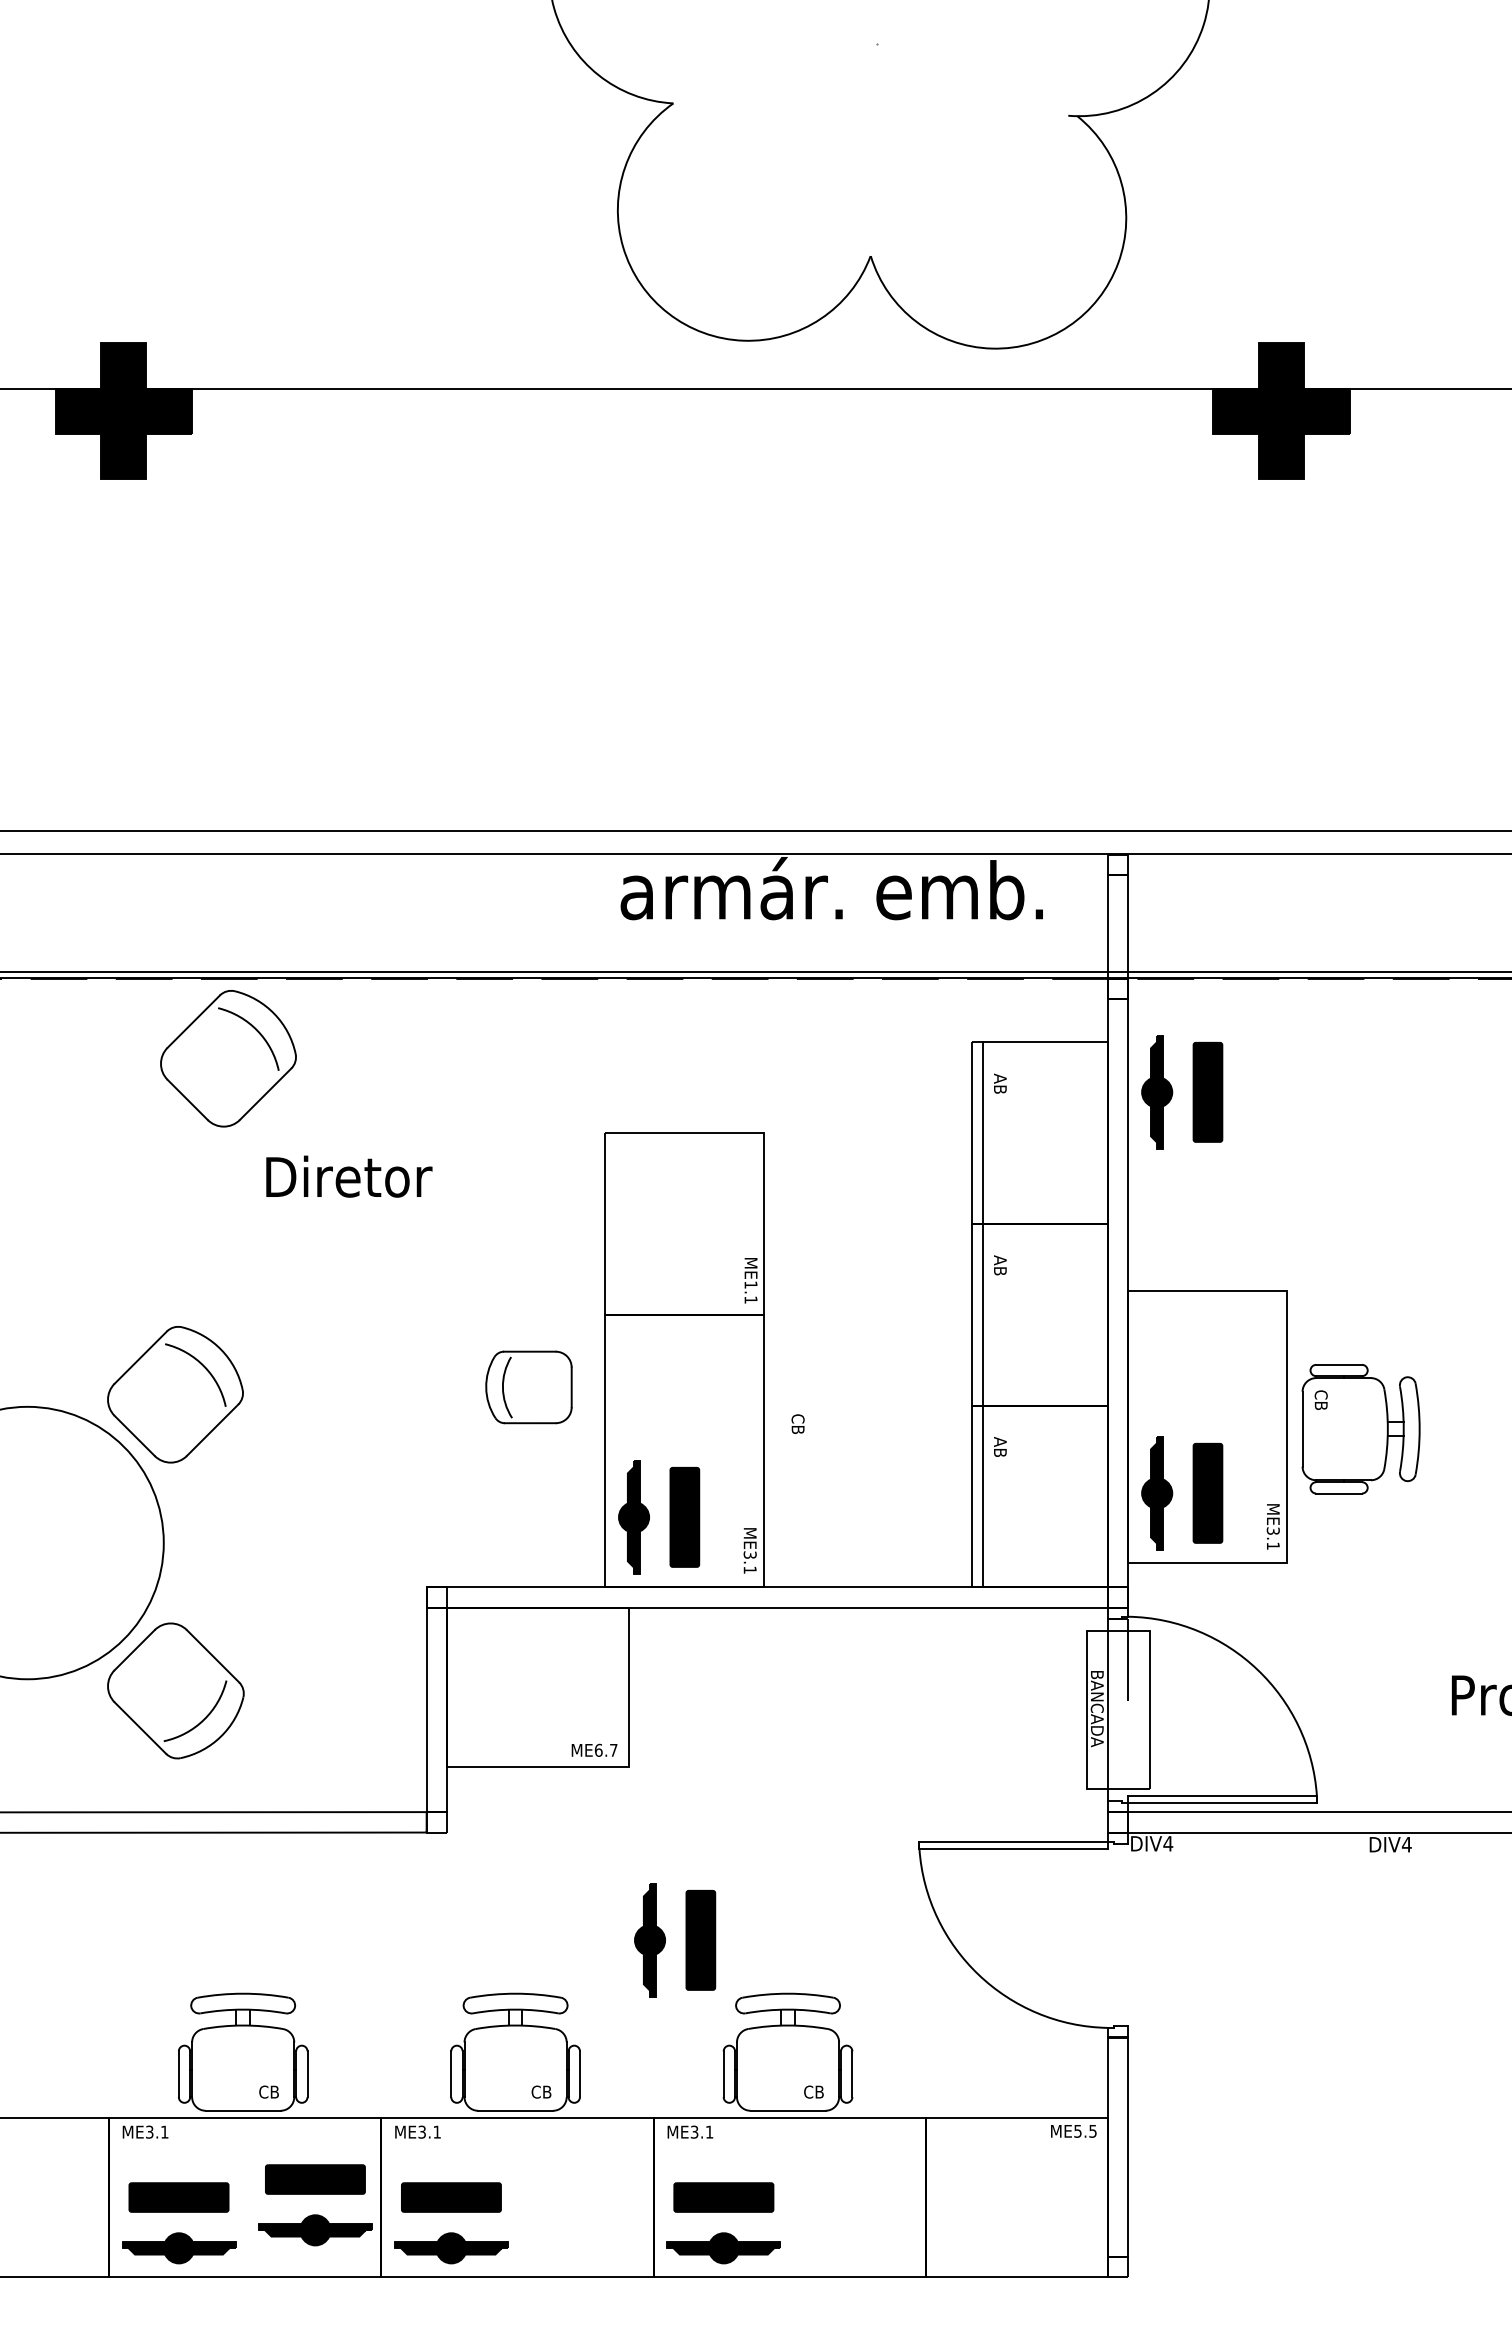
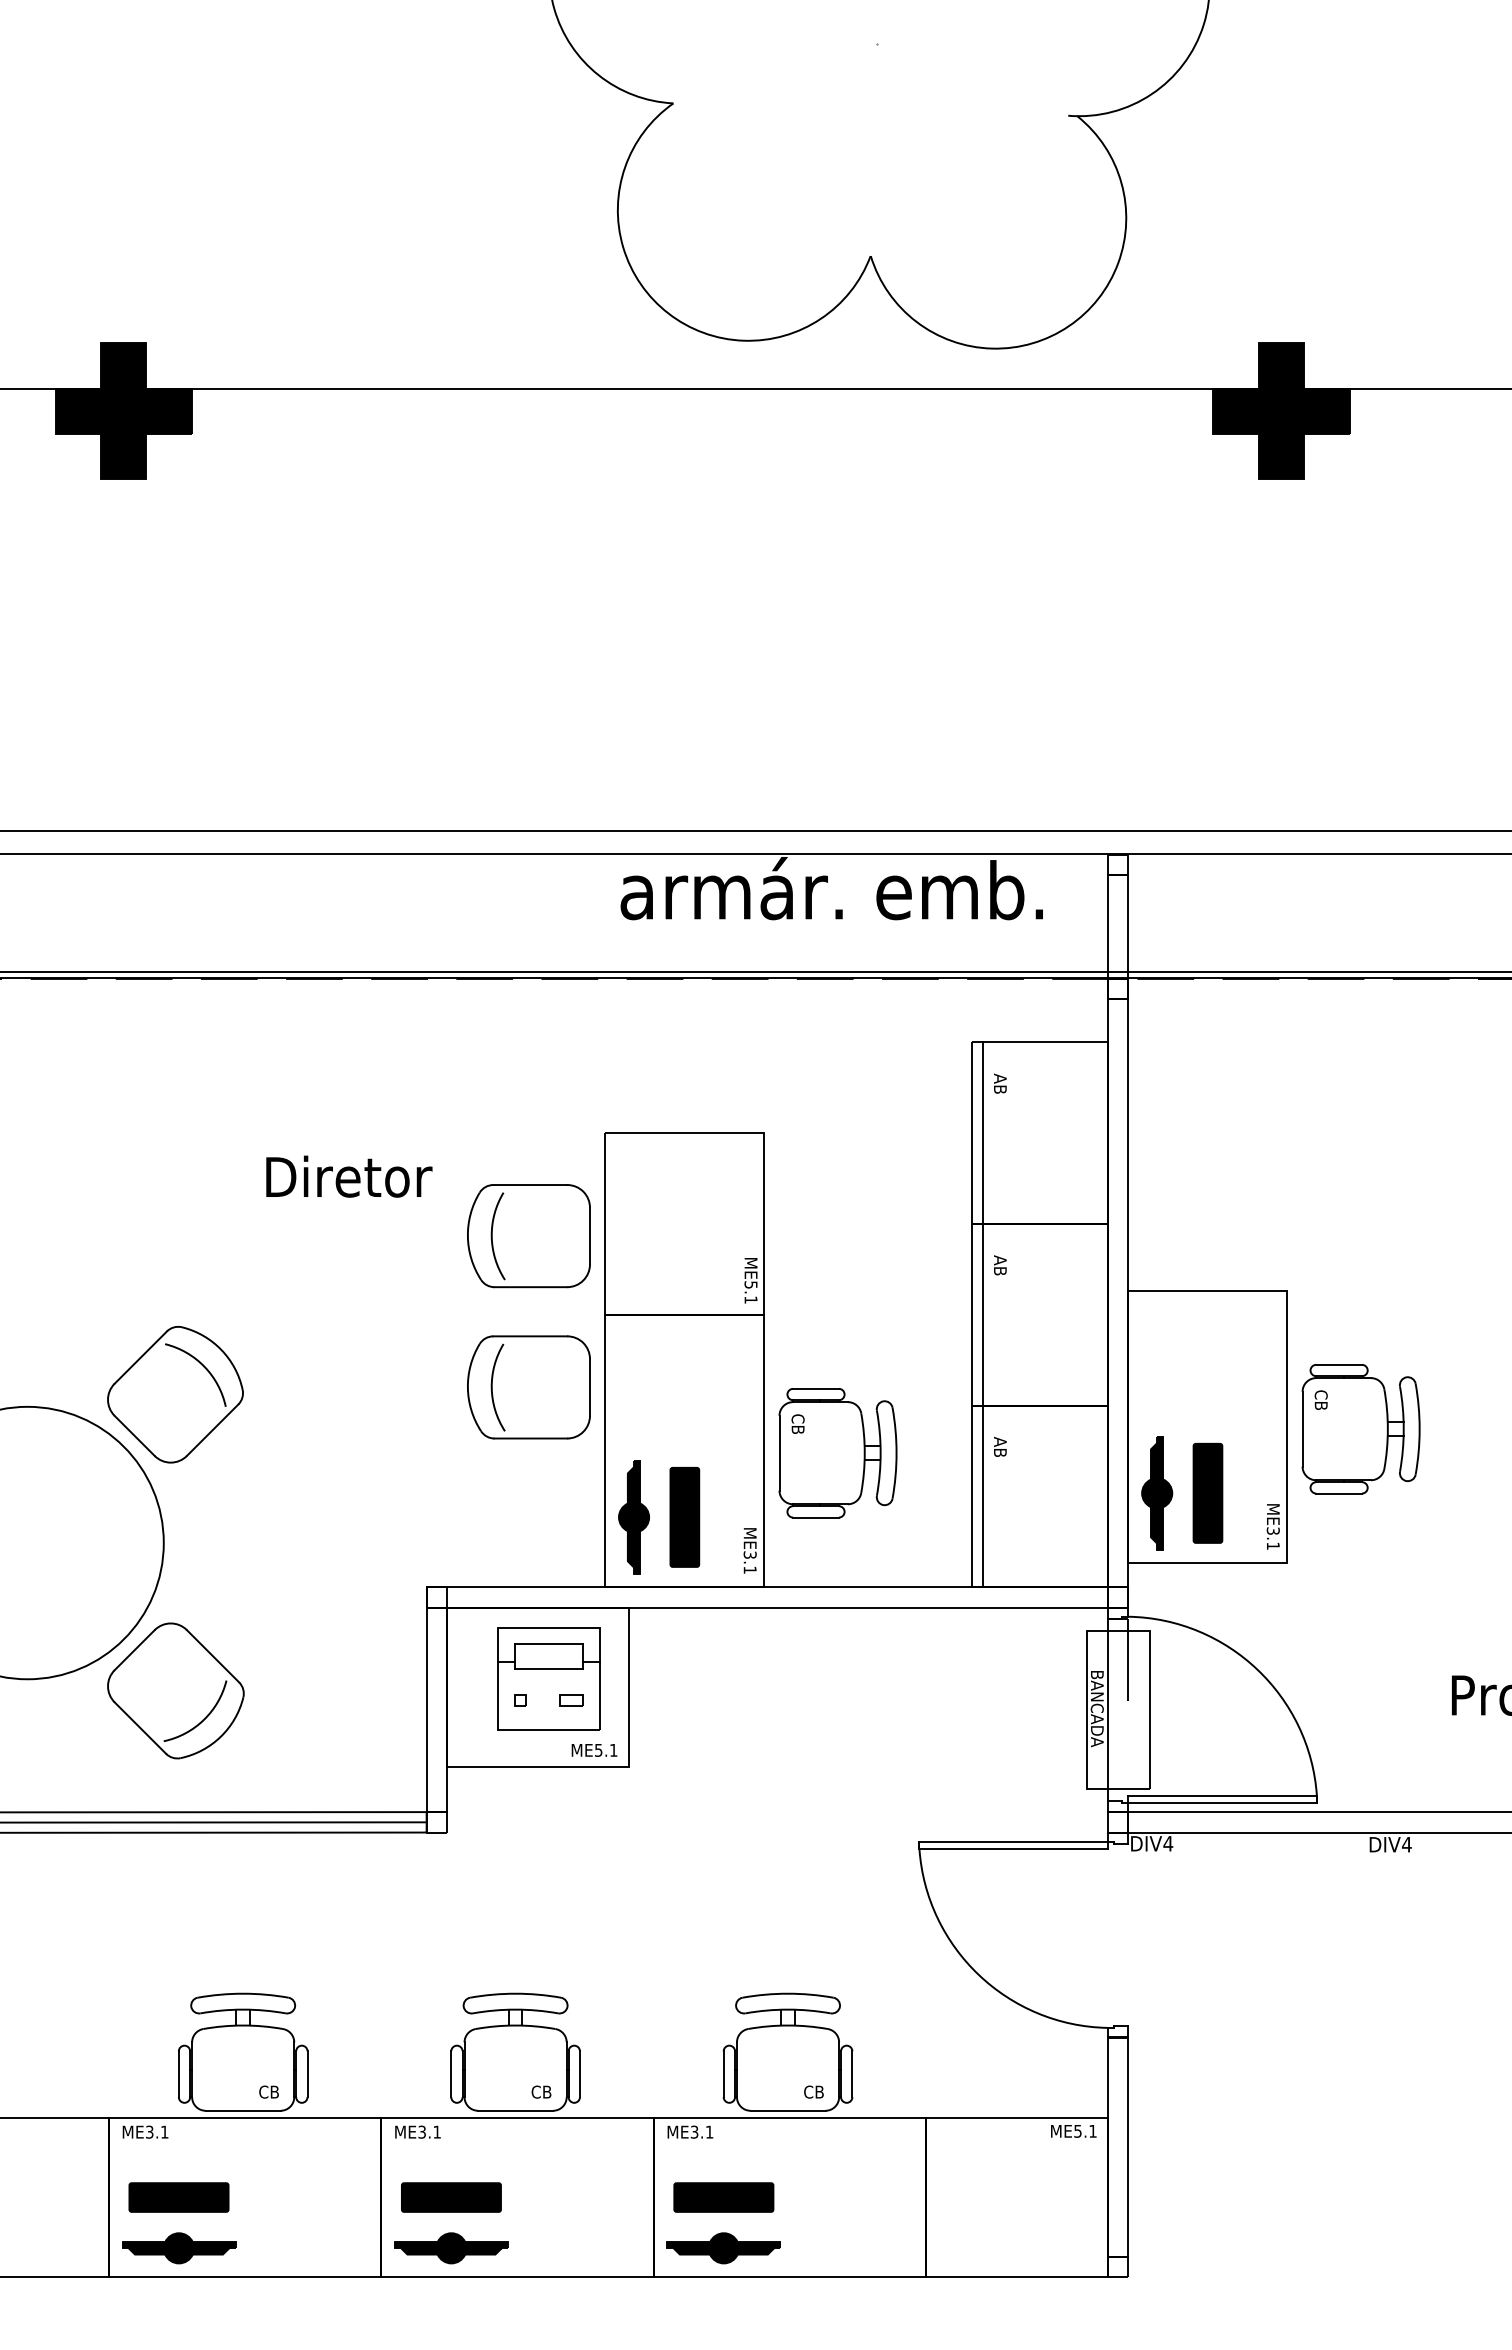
part: present -> none (228, 1058)
part: present -> none (1173, 1092)
part: none -> present (528, 1236)
text: ME1.1 -> ME5.1 (750, 1284)
part size: 88x75 px -> 124x105 px (528, 1387)
part: none -> present (837, 1453)
part: none -> present (548, 1678)
text: ME6.7 -> ME5.1 (605, 1749)
line: none -> present (214, 1822)
part: present -> none (665, 1940)
text: ME5.5 -> ME5.1 (1092, 2131)
part: present -> none (315, 2214)
